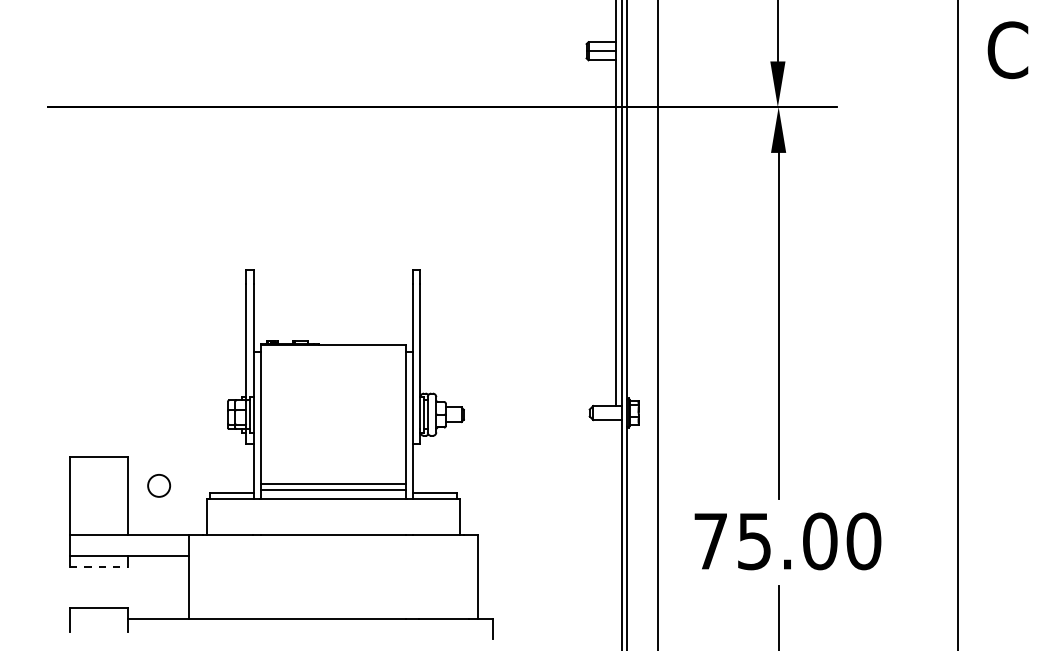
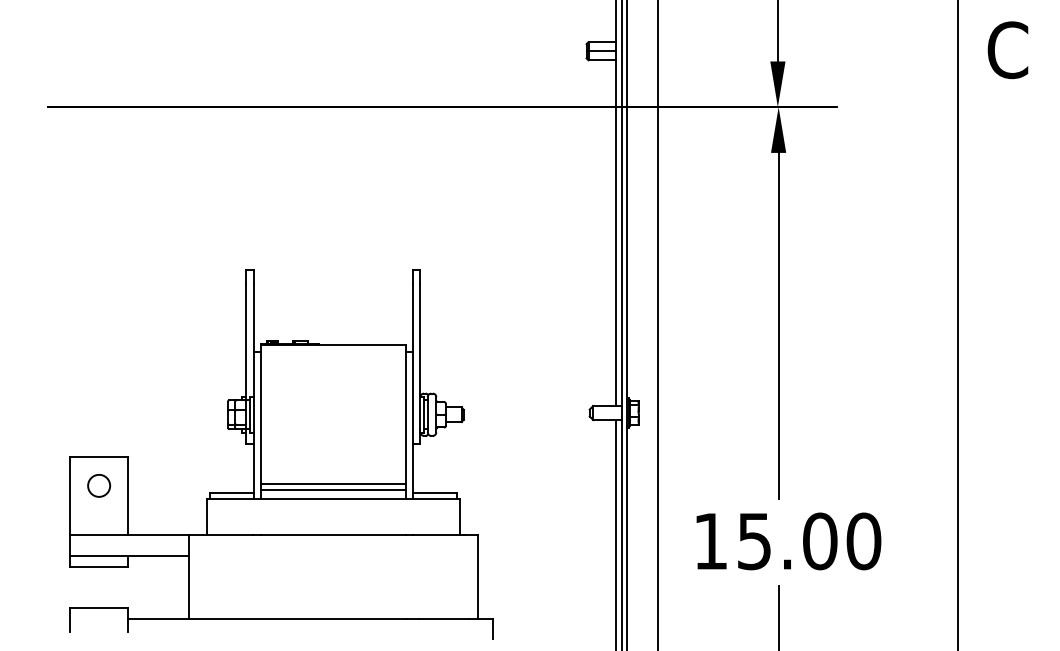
circle position: (159, 485) -> (99, 485) (99, 485)
line: none -> present (616, 533)
text: 75.00 -> 15.00 (710, 541)
line: dashed -> solid (99, 566)
